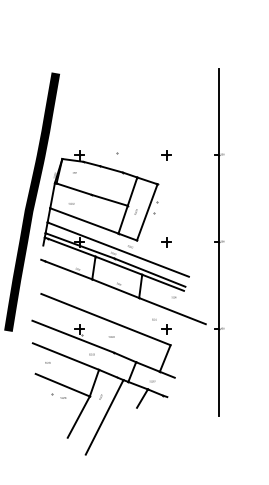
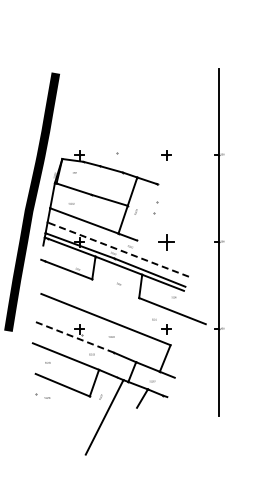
line: present -> none (147, 212)
part size: 11x11 px -> 17x17 px (166, 242)
line: solid -> dashed (118, 249)
line: present -> none (115, 288)
line: solid -> dashed (73, 336)
part position: (58, 395) -> (42, 395) (42, 395)
line: present -> none (78, 416)
